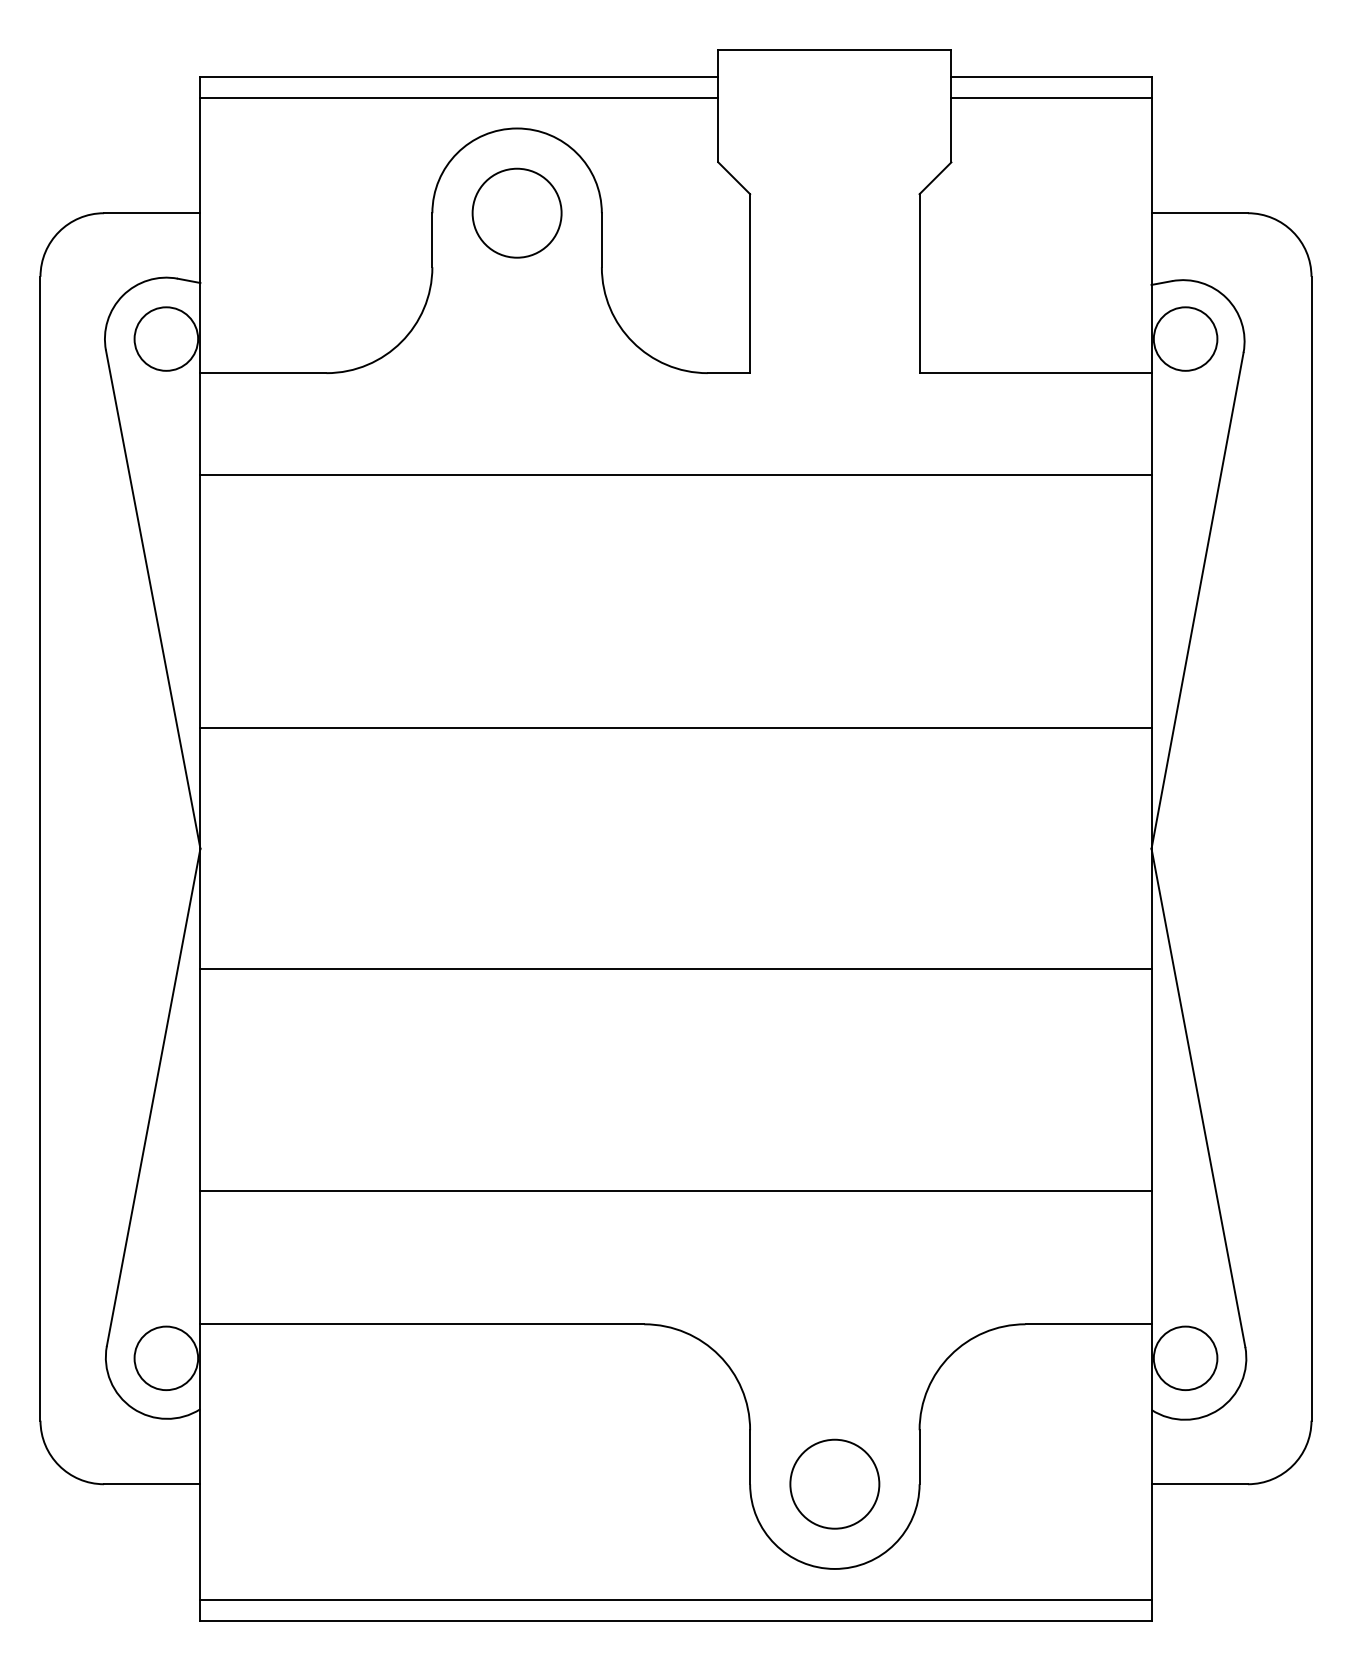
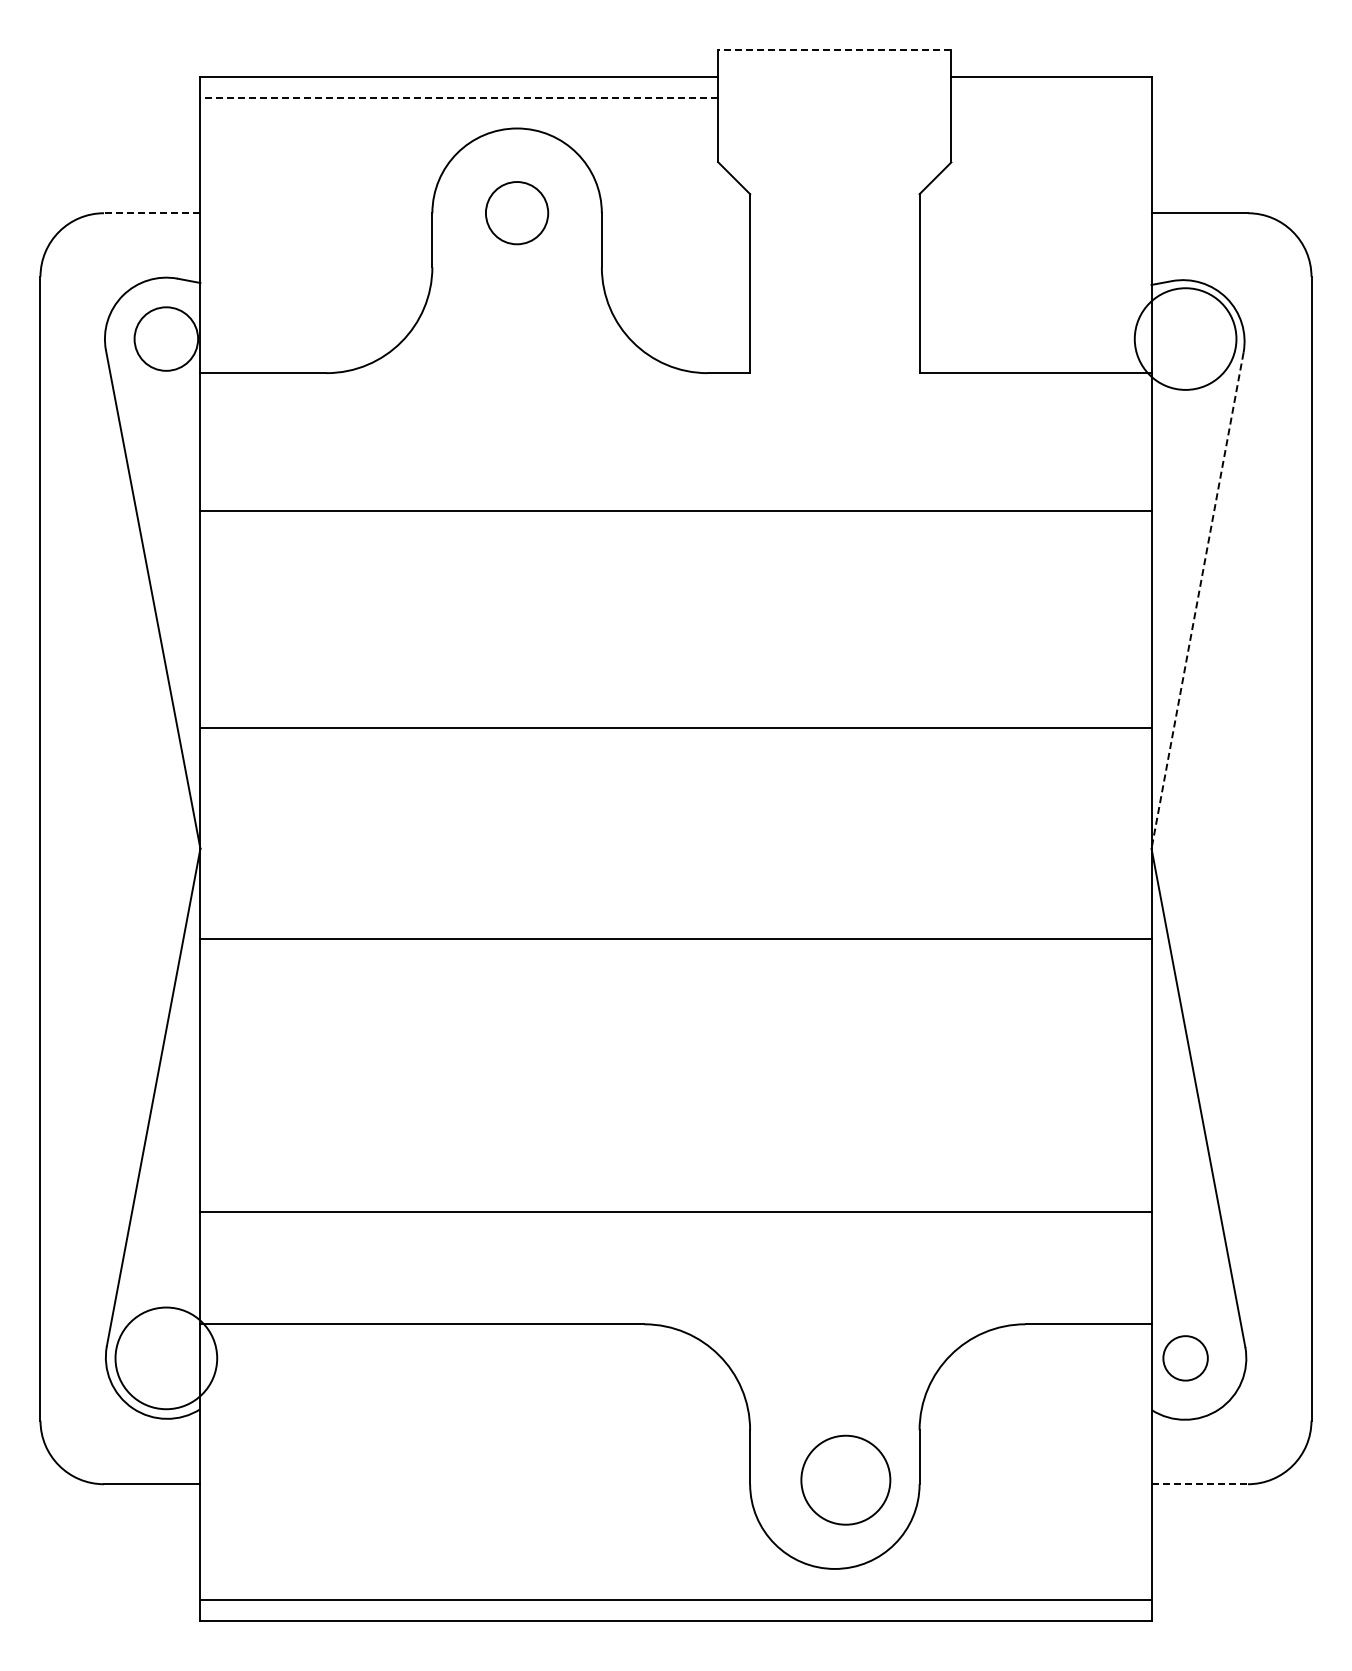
line: solid -> dashed (834, 50)
line: solid -> dashed (459, 97)
line: present -> none (1051, 97)
circle size: 92x92 px -> 65x65 px (517, 213)
line: solid -> dashed (151, 213)
circle diameter: 64 px -> 102 px (1185, 338)
line position: (675, 474) -> (675, 510) (675, 510)
line: solid -> dashed (1197, 601)
line position: (675, 969) -> (675, 939) (675, 939)
line position: (675, 1190) -> (675, 1211) (675, 1211)
circle diameter: 64 px -> 102 px (166, 1358)
circle diameter: 64 px -> 44 px (1185, 1358)
circle position: (834, 1483) -> (845, 1479) (845, 1479)
line: solid -> dashed (1200, 1484)
